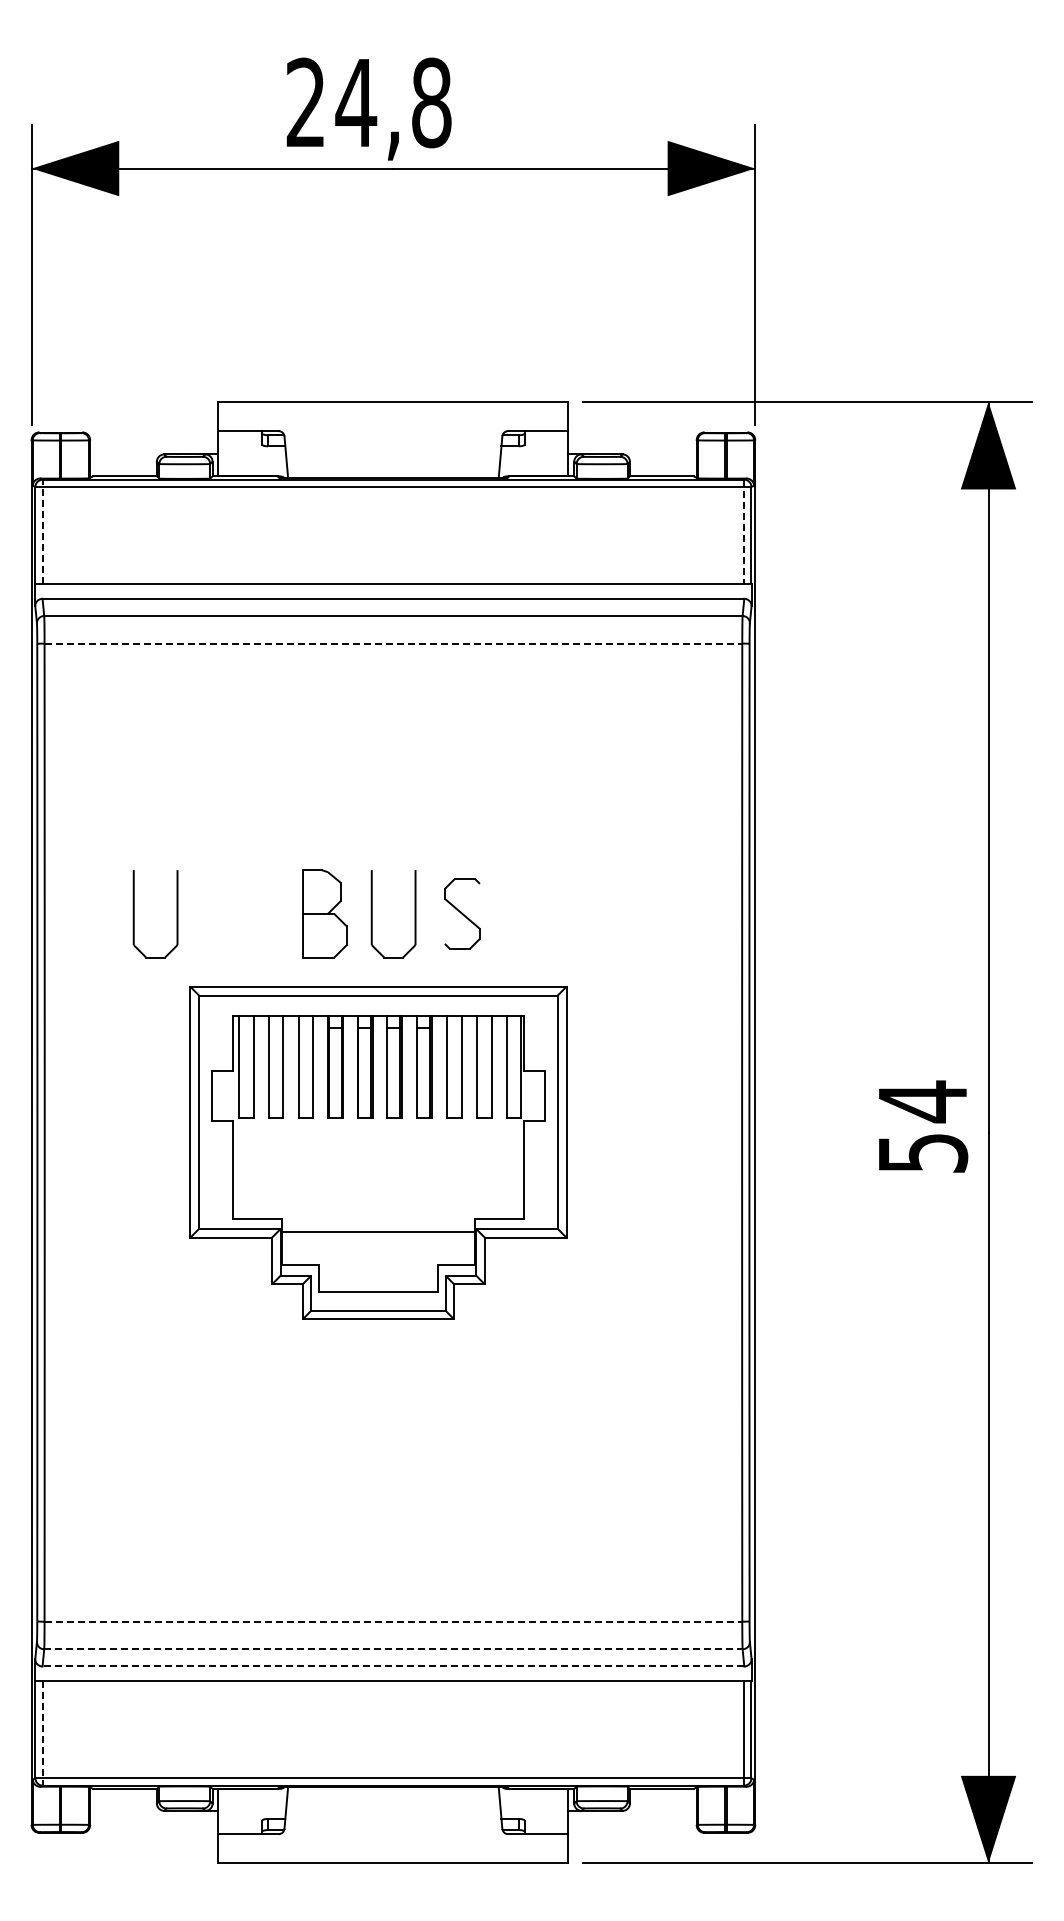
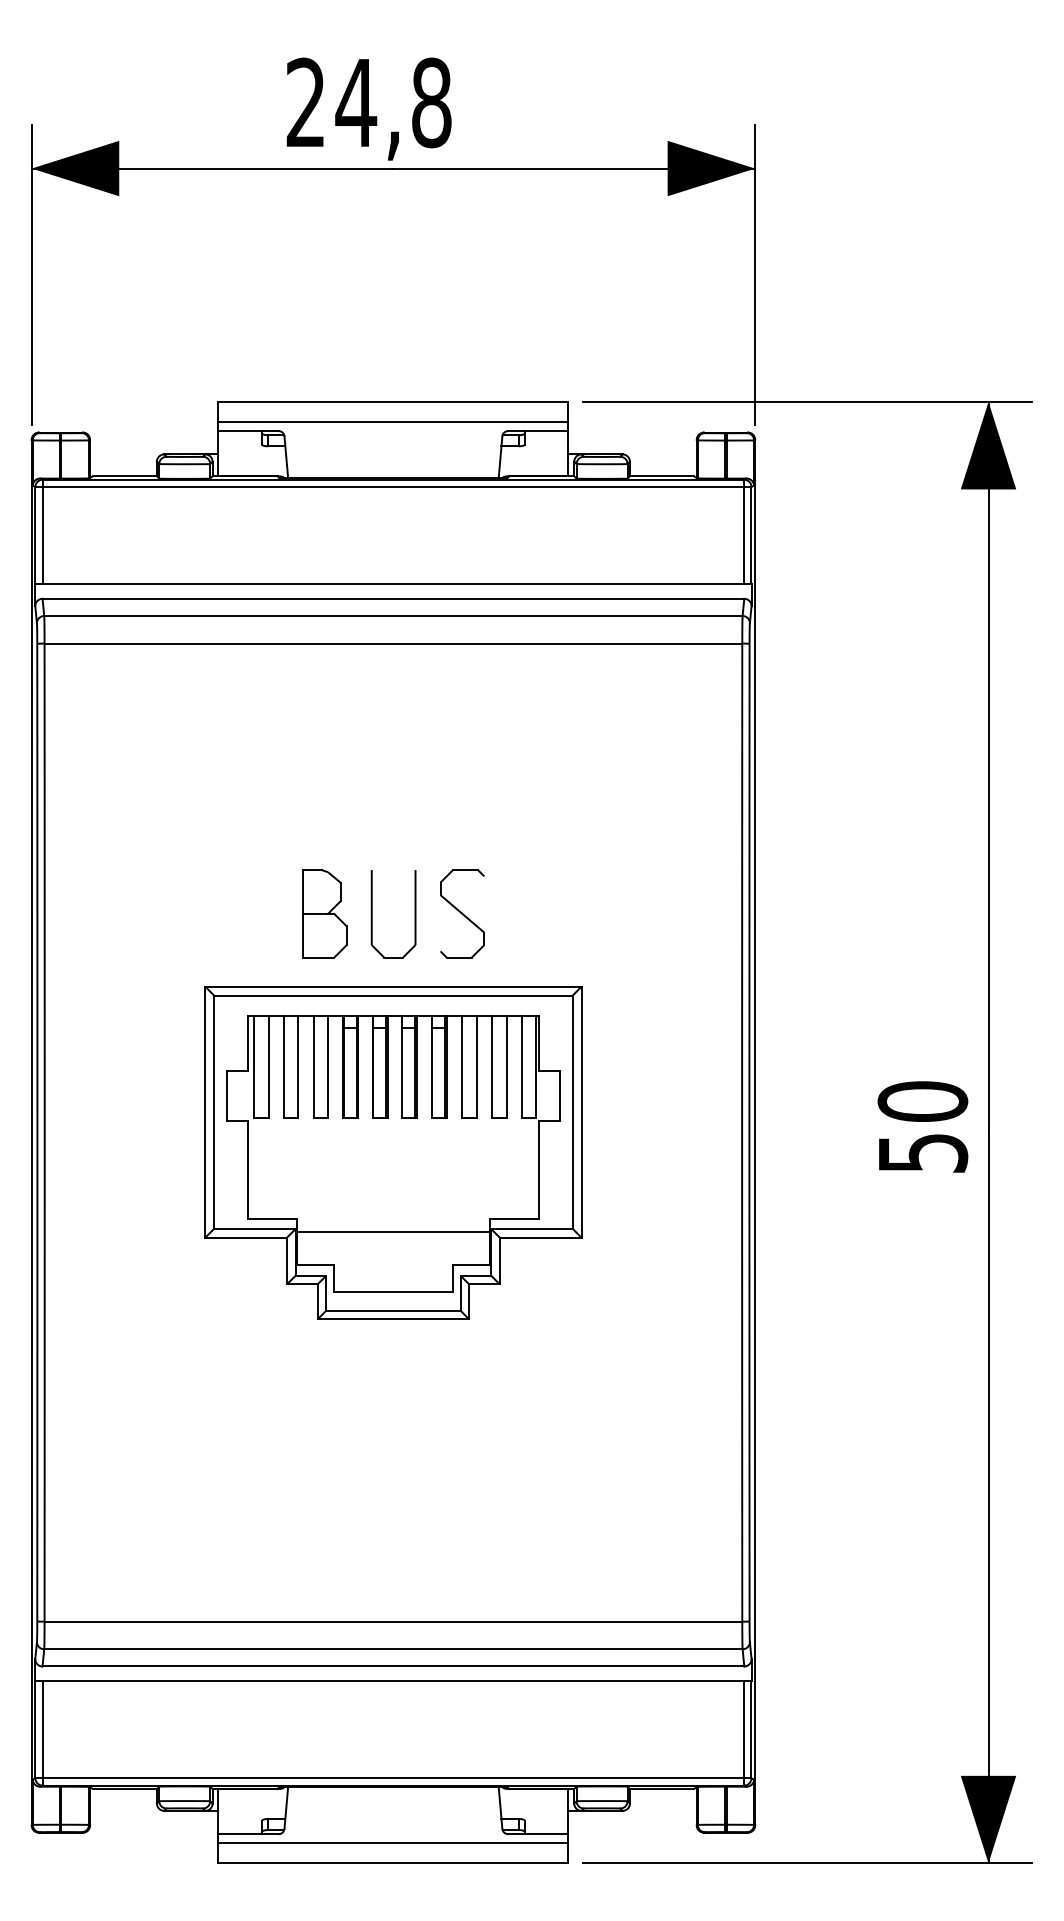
line: none -> present (393, 422)
line: dashed -> solid (42, 531)
line: dashed -> solid (744, 532)
line: dashed -> solid (393, 643)
part size: 37x72 px -> 45x90 px (462, 913)
part: present -> none (134, 914)
text: 54 -> 50 (922, 1101)
part position: (378, 1152) -> (393, 1152) (393, 1152)
line: dashed -> solid (393, 1621)
line: dashed -> solid (393, 1649)
line: dashed -> solid (393, 1666)
line: dashed -> solid (42, 1733)
line: none -> present (393, 1842)
